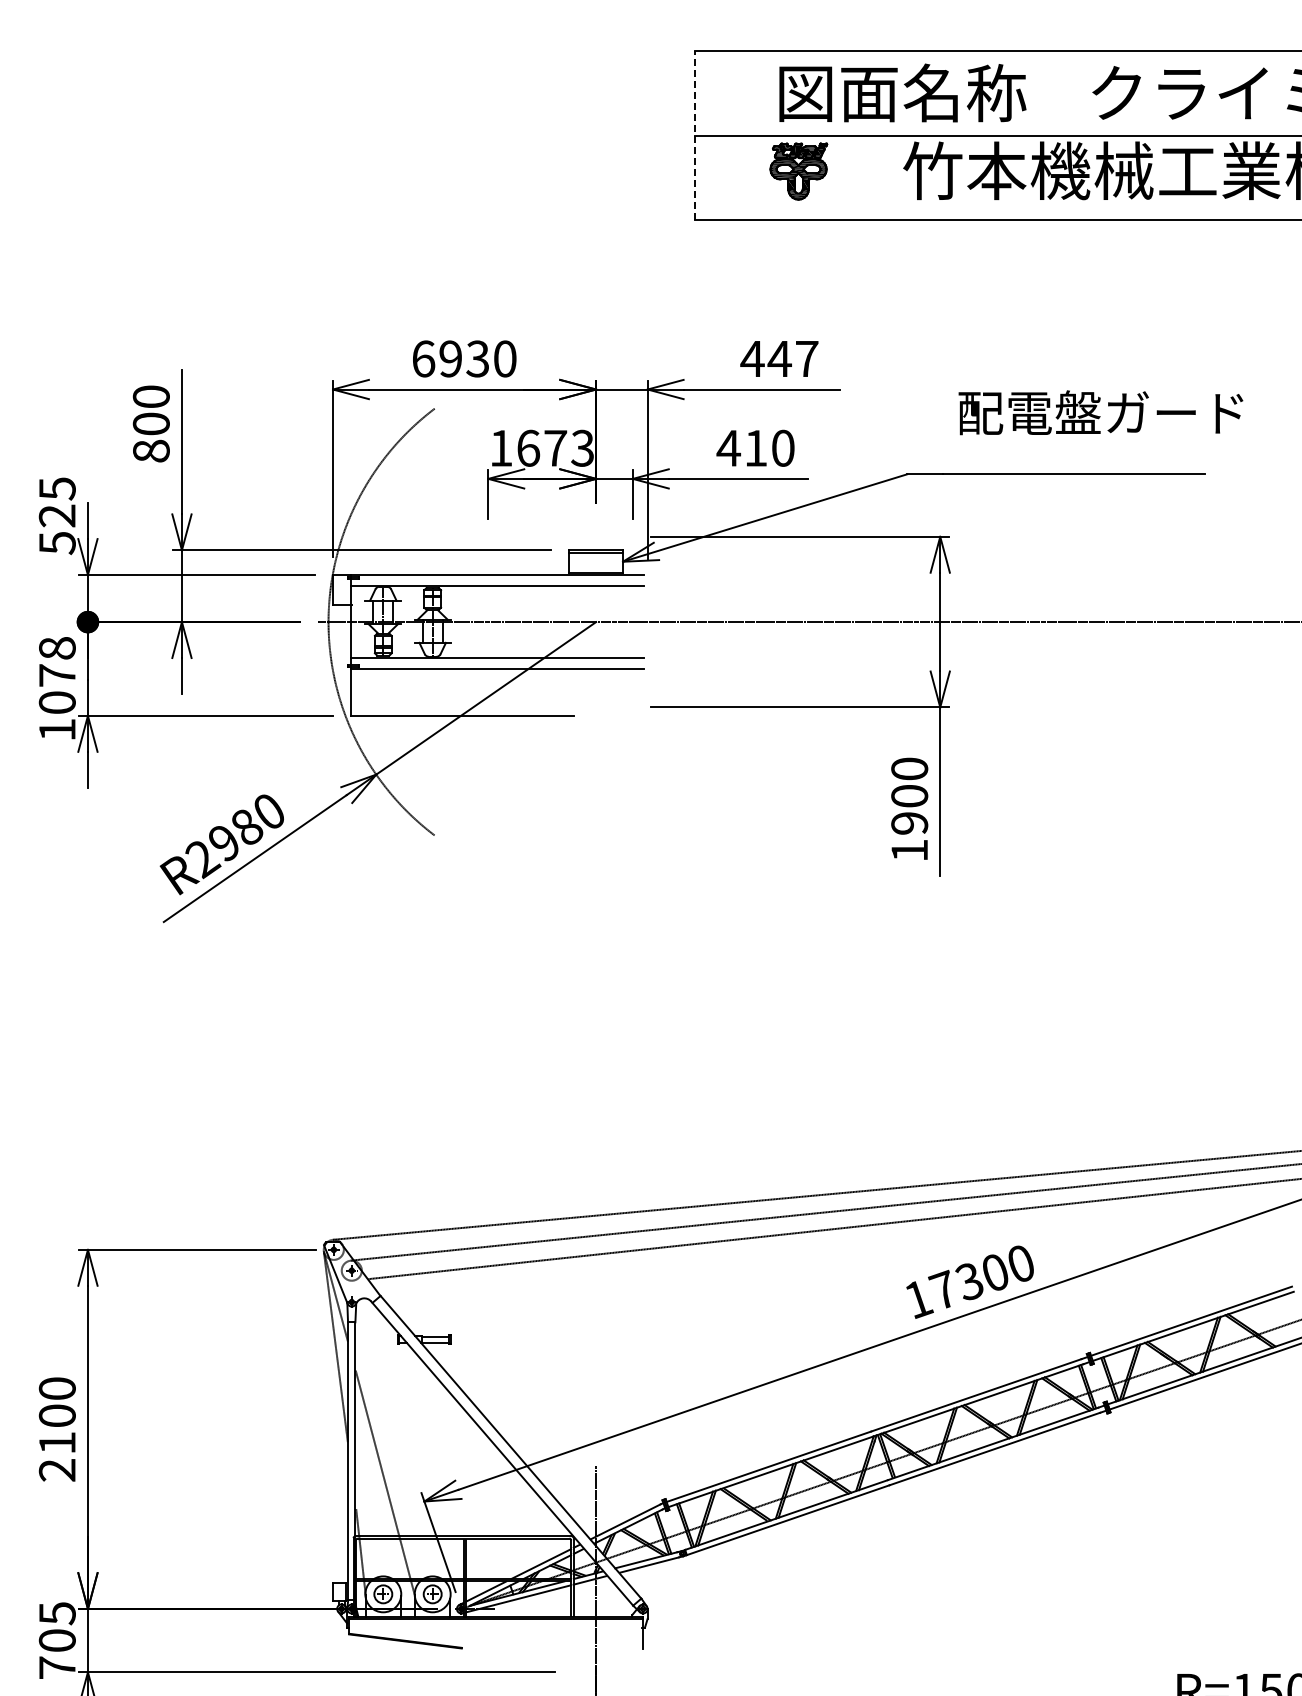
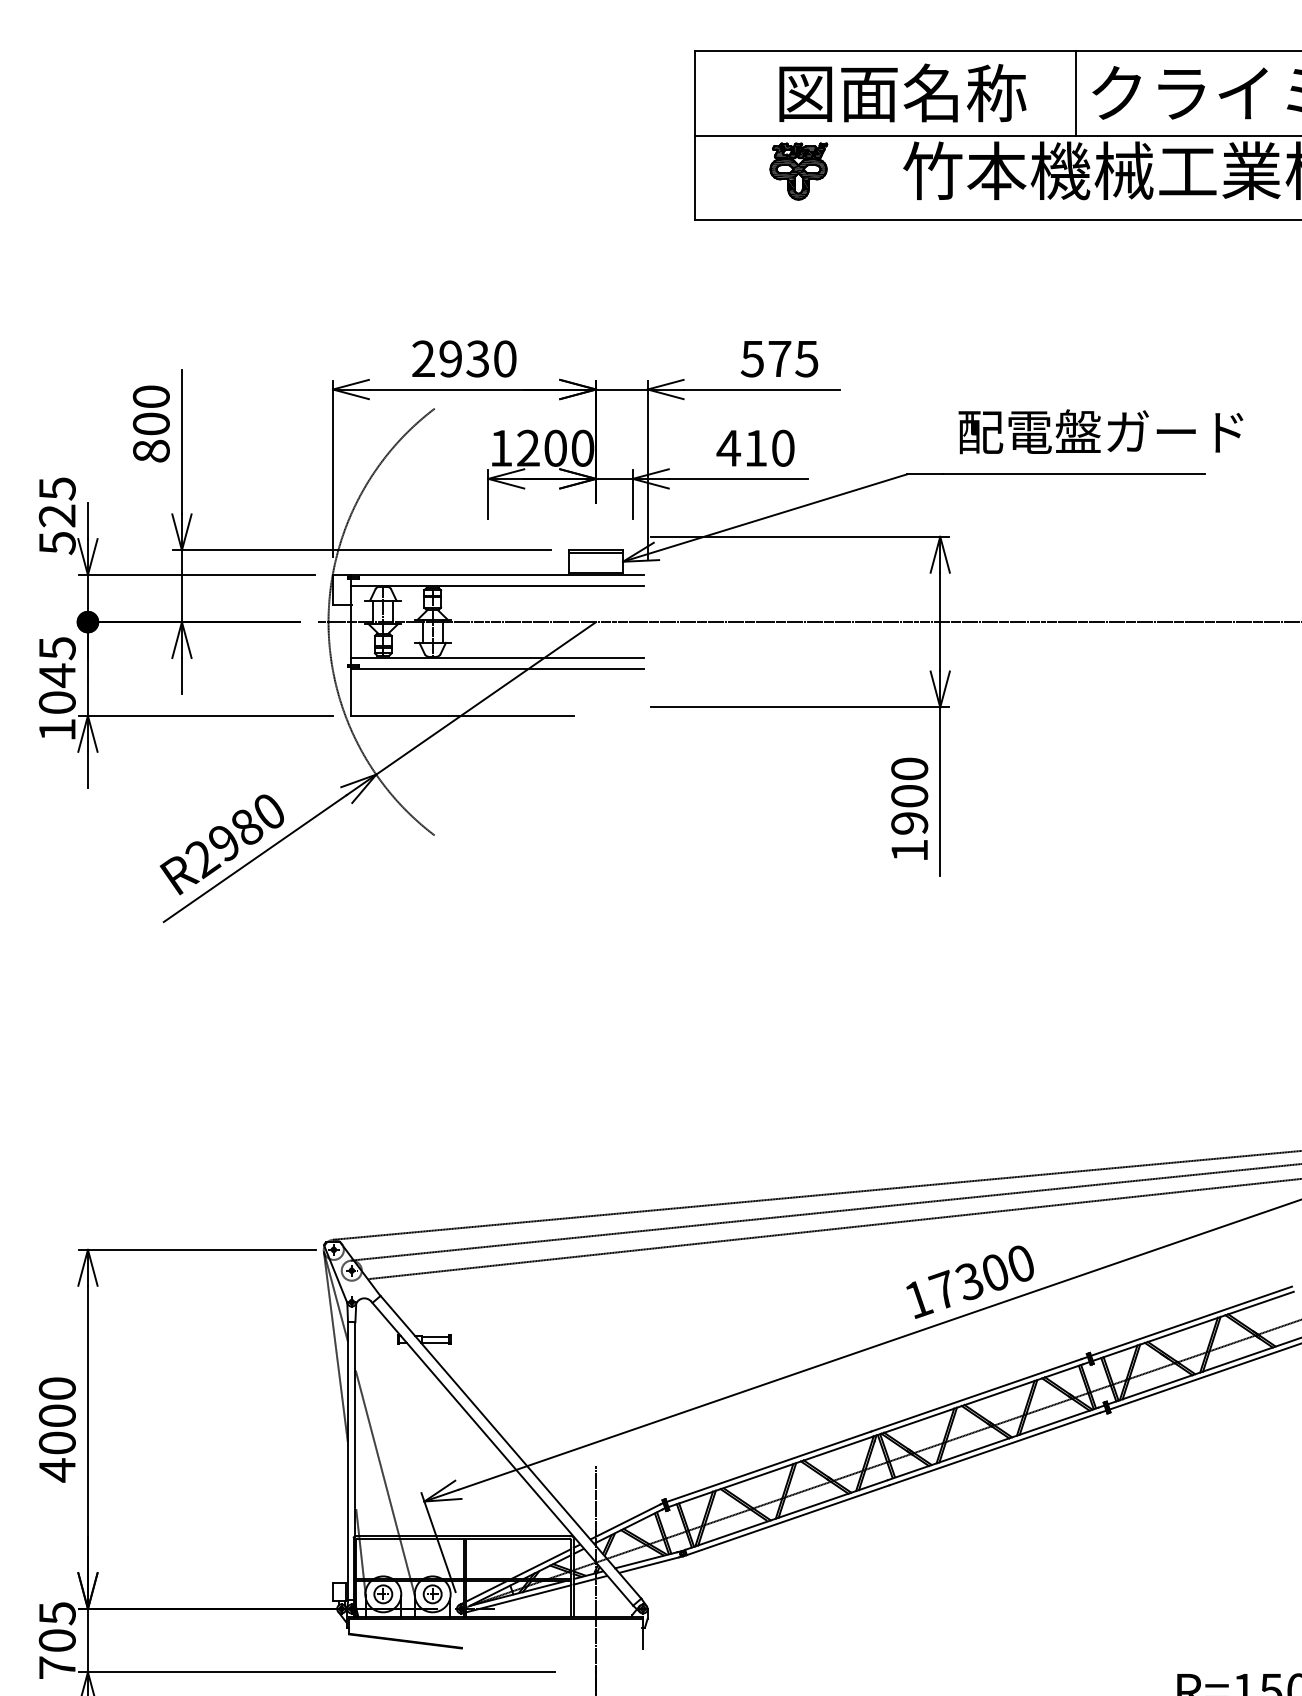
line: none -> present (1075, 92)
line: dashed -> solid (695, 135)
text: 6930 -> 2930 (423, 358)
text: 447 -> 575 (779, 359)
text position: (1100, 412) -> (1100, 431) (1100, 431)
text: 1673 -> 1200 (555, 447)
text: 1078 -> 1045 (57, 662)
text: 2100 -> 4000 (56, 1456)
